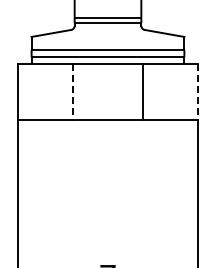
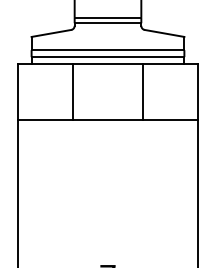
line: dashed -> solid (73, 91)
line: dashed -> solid (198, 91)
